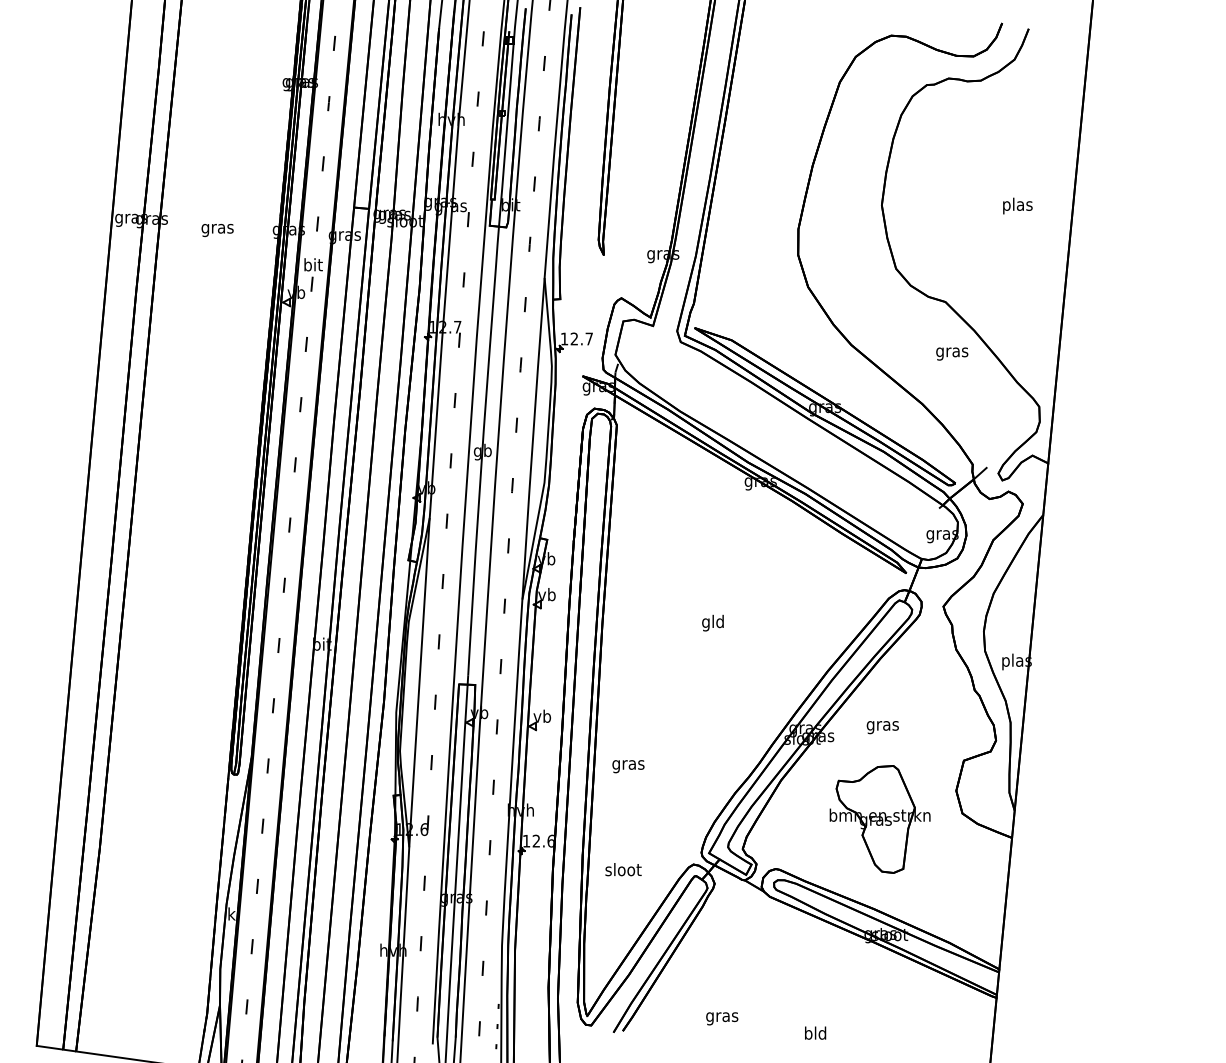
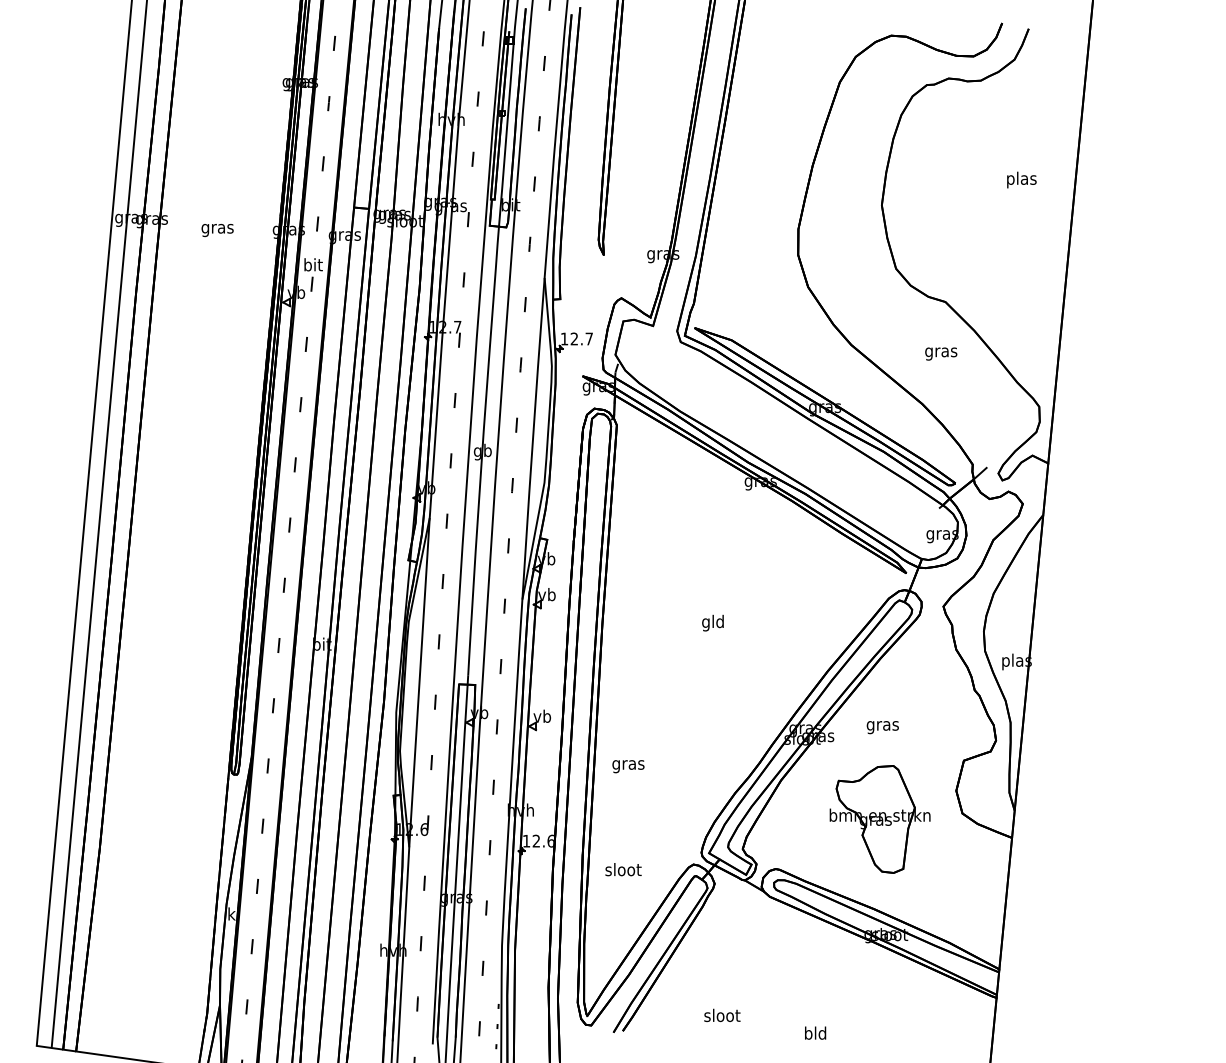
text position: (1017, 205) -> (1021, 179) (1021, 179)
text position: (952, 353) -> (941, 353) (941, 353)
line position: (83, 523) -> (98, 524) (98, 524)
text: gras -> sloot (722, 1016)
